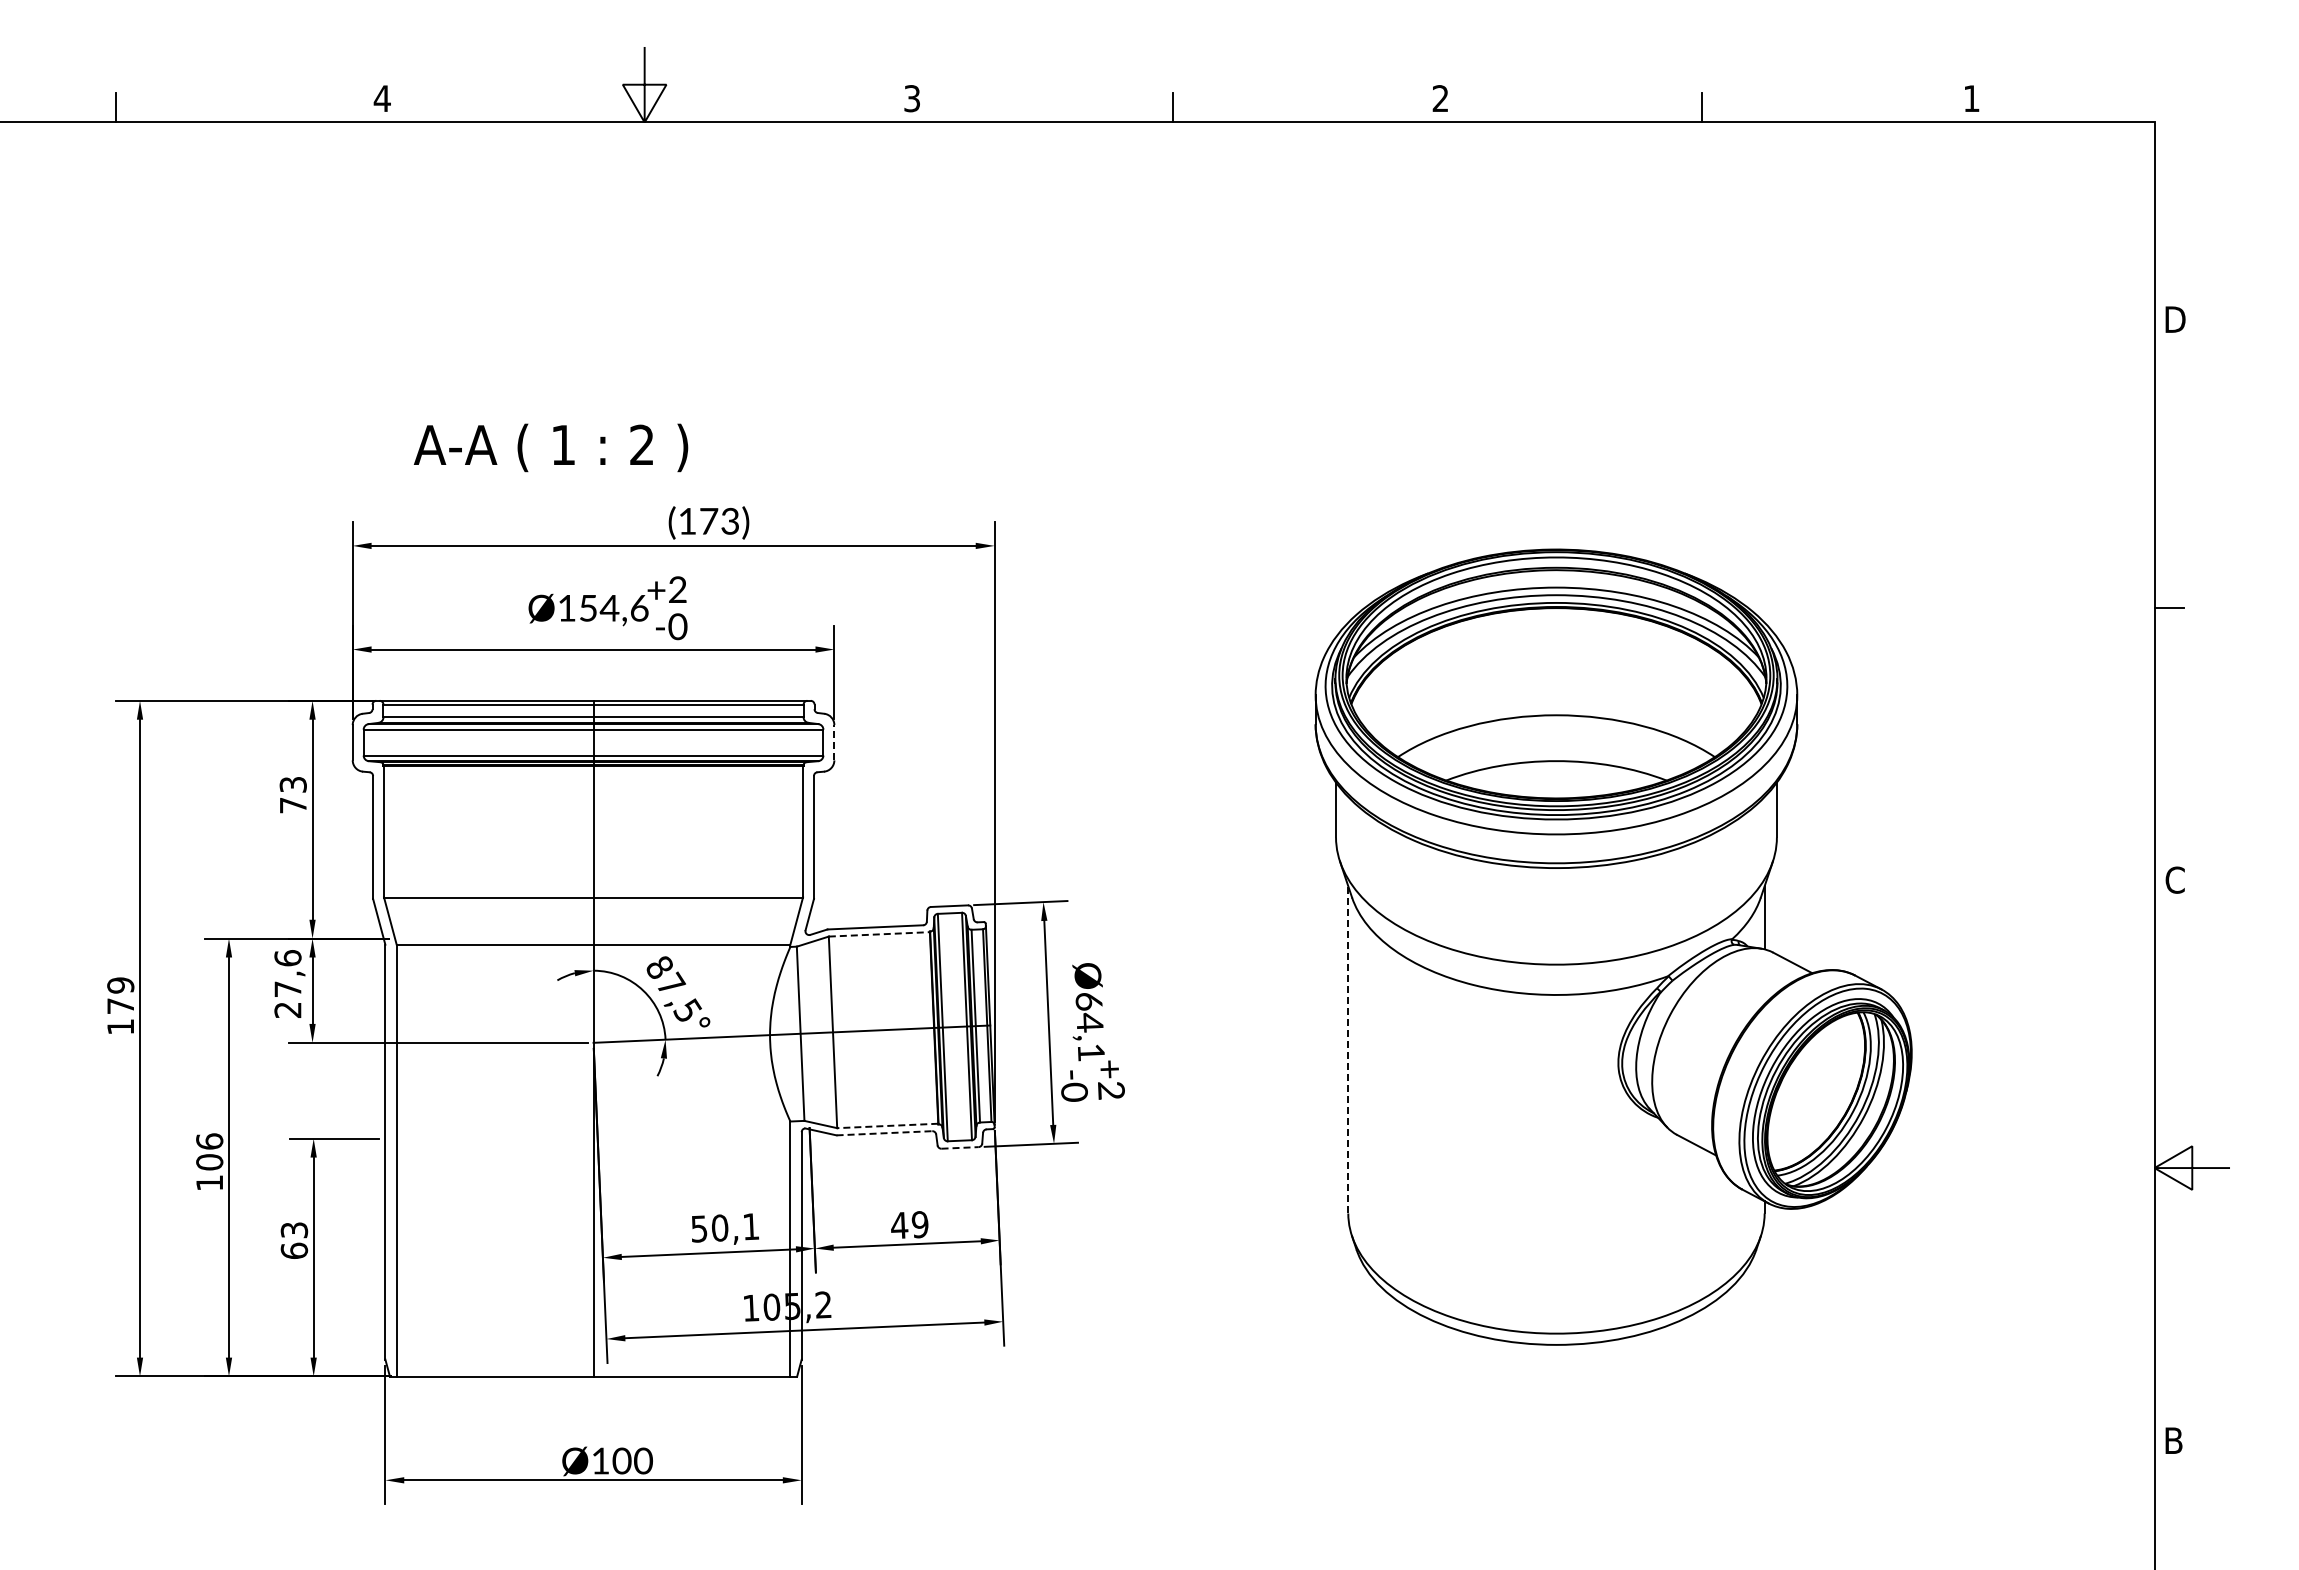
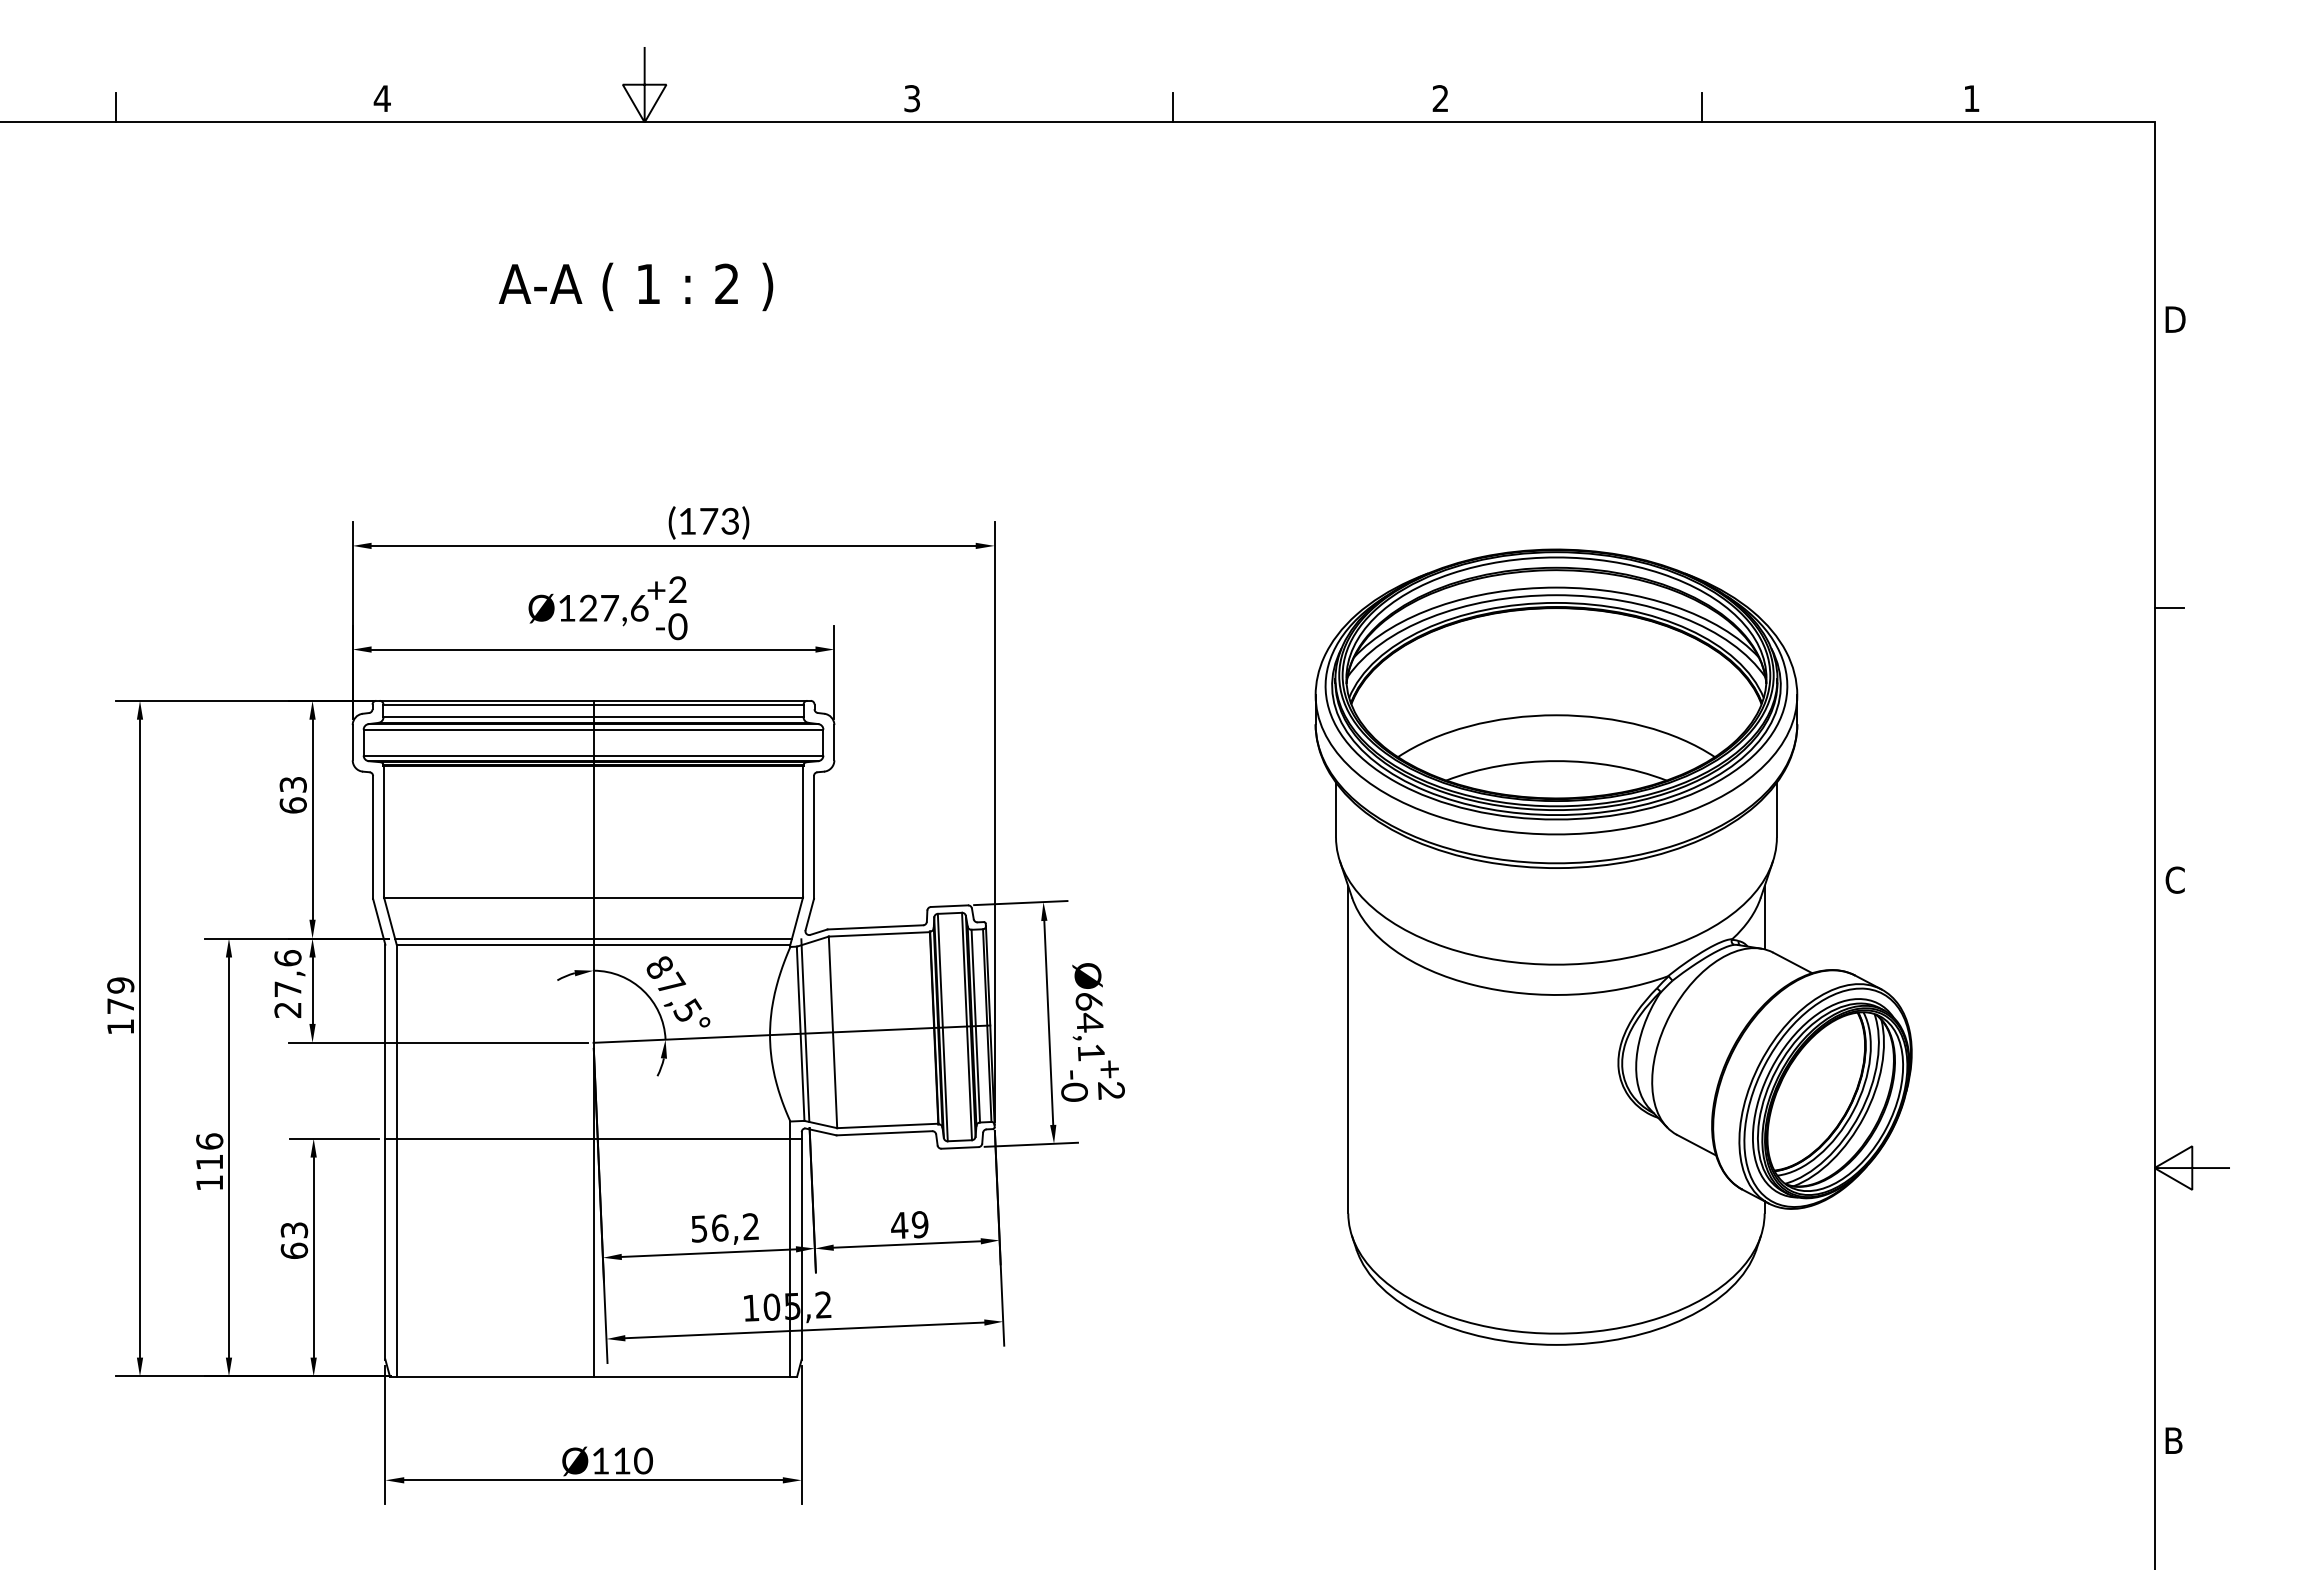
text position: (550, 447) -> (635, 286) (635, 286)
text: Ø154,6 -> Ø127,6 (599, 607)
line: dashed -> solid (834, 742)
text: 73 -> 63 (292, 805)
line: dashed -> solid (879, 934)
line: none -> present (593, 938)
line: none -> present (805, 1030)
line: dashed -> solid (1348, 1049)
line: dashed -> solid (887, 1125)
line: dashed -> solid (884, 1133)
line: none -> present (593, 1138)
line: dashed -> solid (960, 1147)
text: 106 -> 116 (209, 1162)
text: 50,1 -> 56,2 (735, 1227)
text: Ø100 -> Ø110 (621, 1460)
